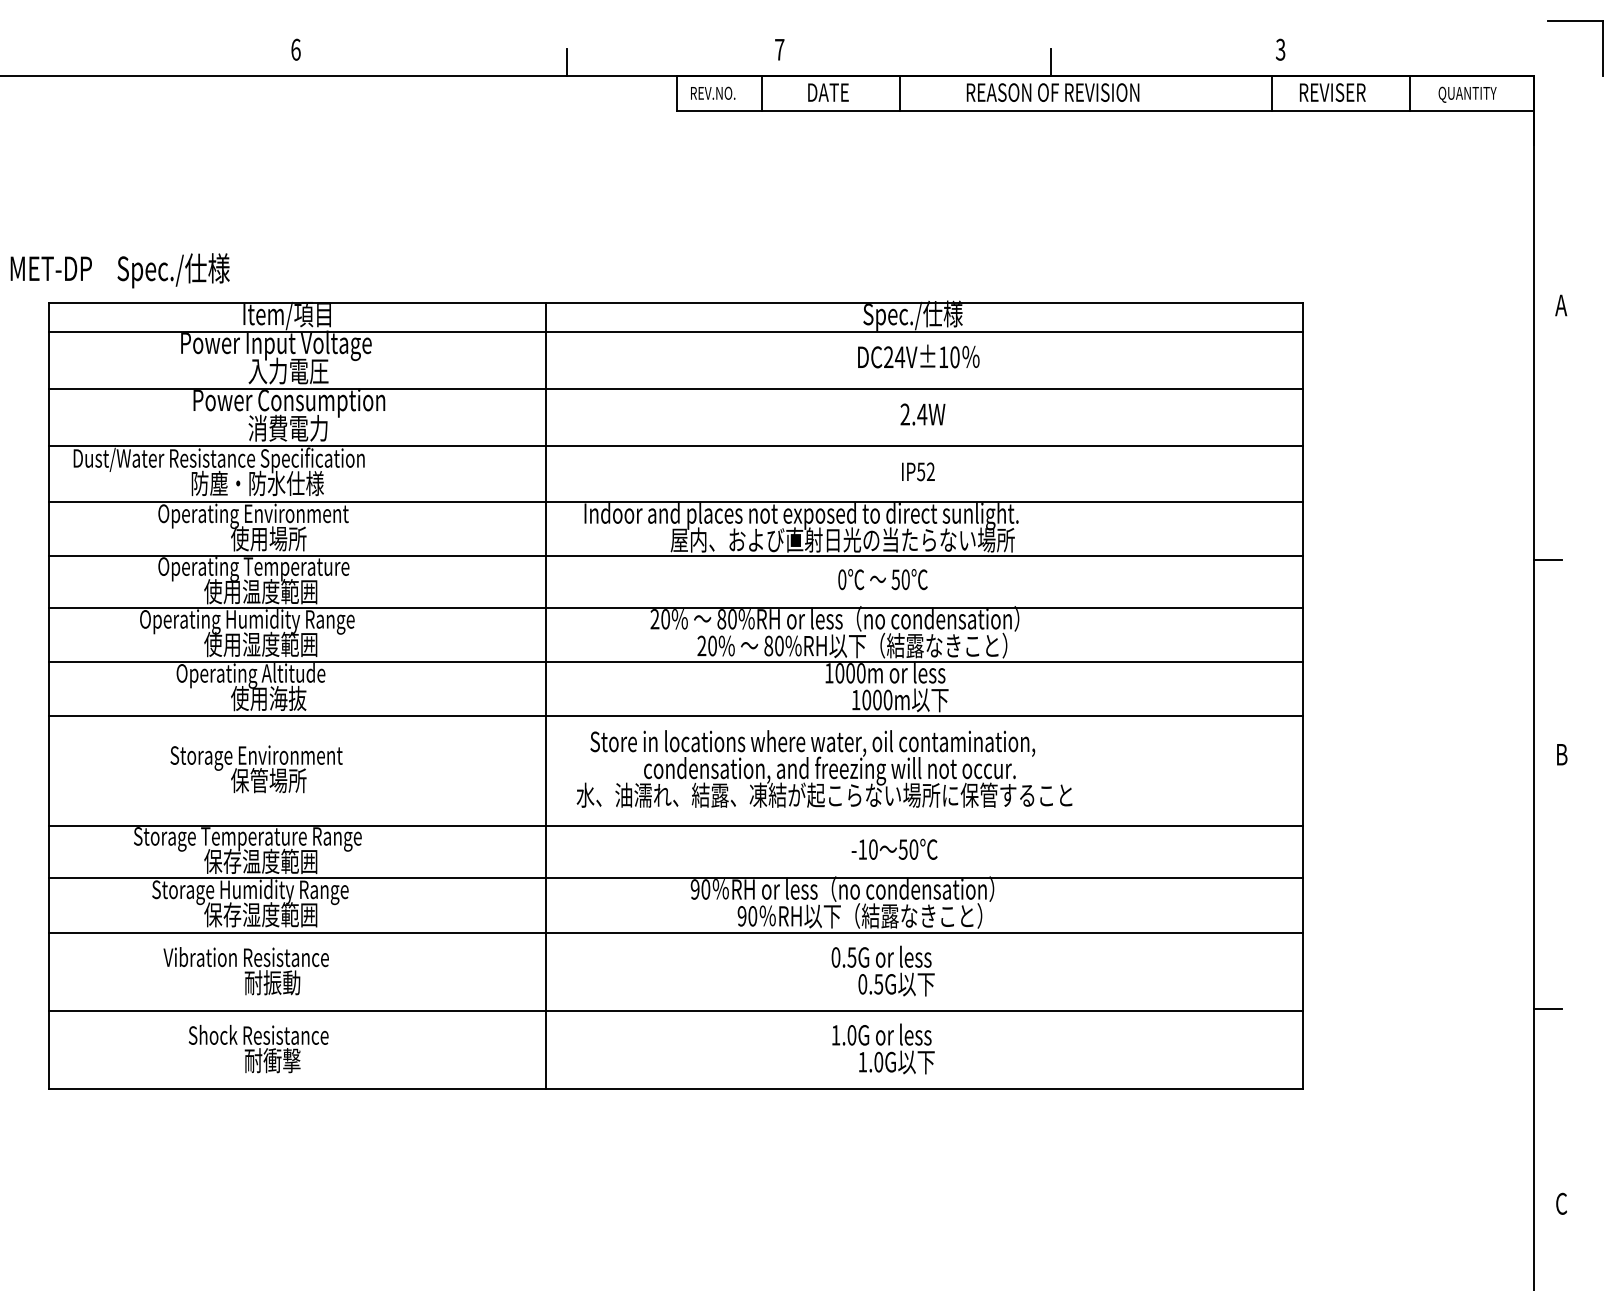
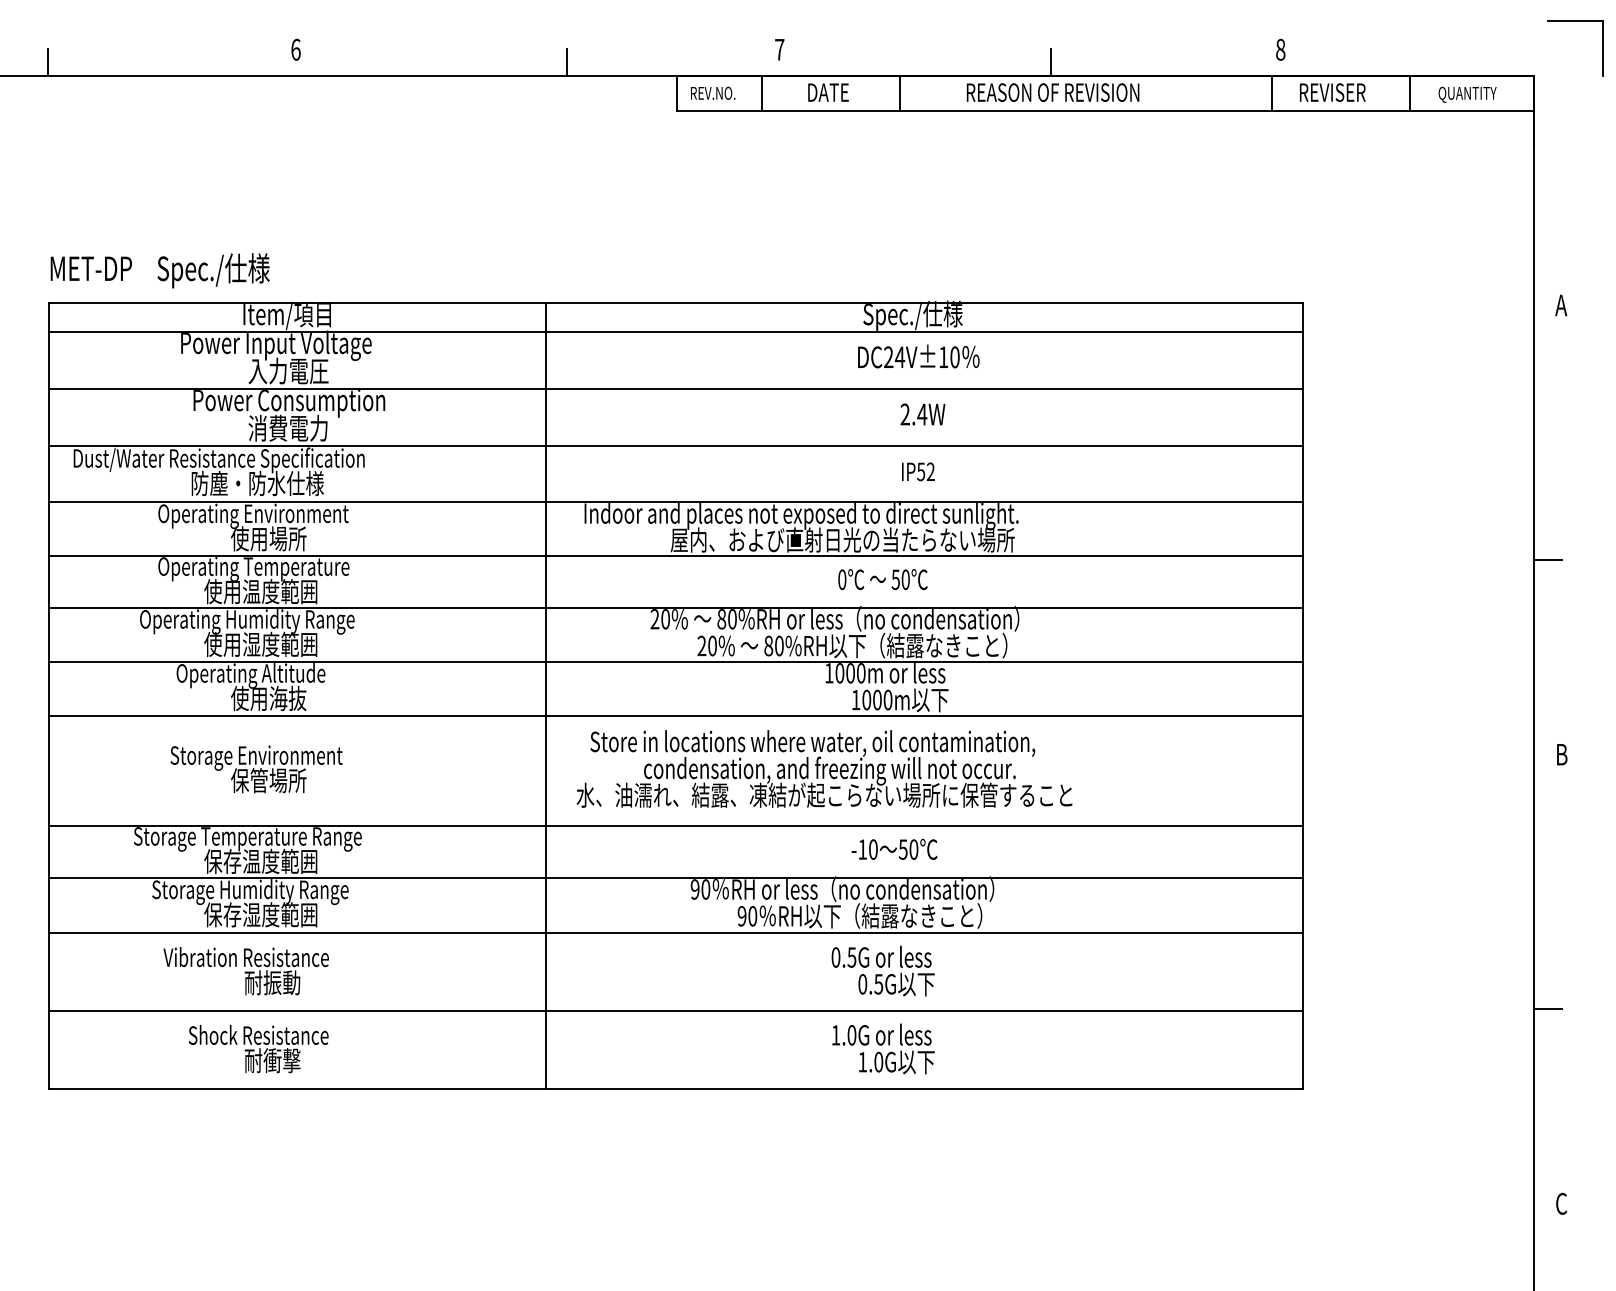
text: 3 -> 8 (1280, 49)
line: none -> present (48, 62)
text position: (119, 270) -> (159, 270) (159, 270)
